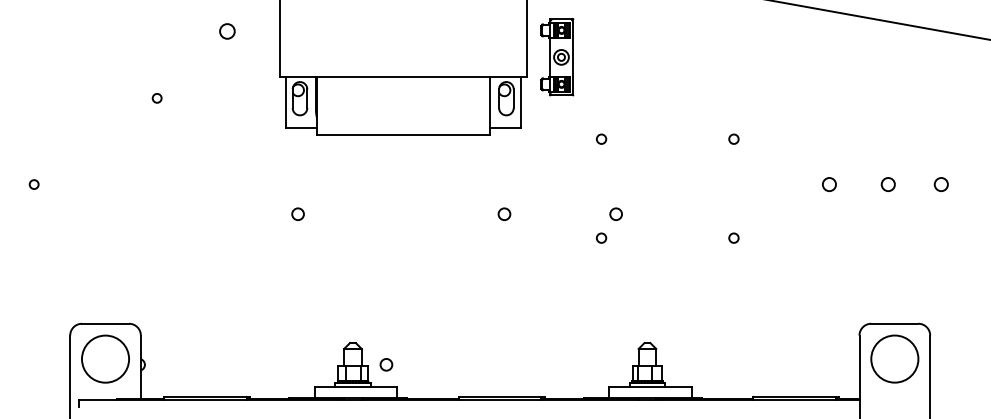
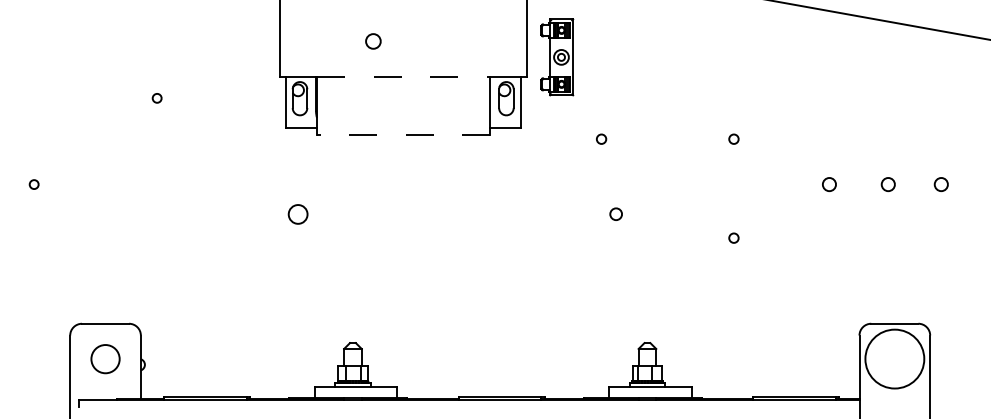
circle position: (227, 31) -> (373, 41) (373, 41)
line: solid -> dashed (403, 77)
line: solid -> dashed (403, 134)
circle size: 14x14 px -> 22x21 px (297, 214)
circle: present -> none (504, 213)
circle: present -> none (601, 237)
circle diameter: 47 px -> 28 px (105, 359)
circle diameter: 47 px -> 59 px (894, 358)
circle: present -> none (386, 364)
